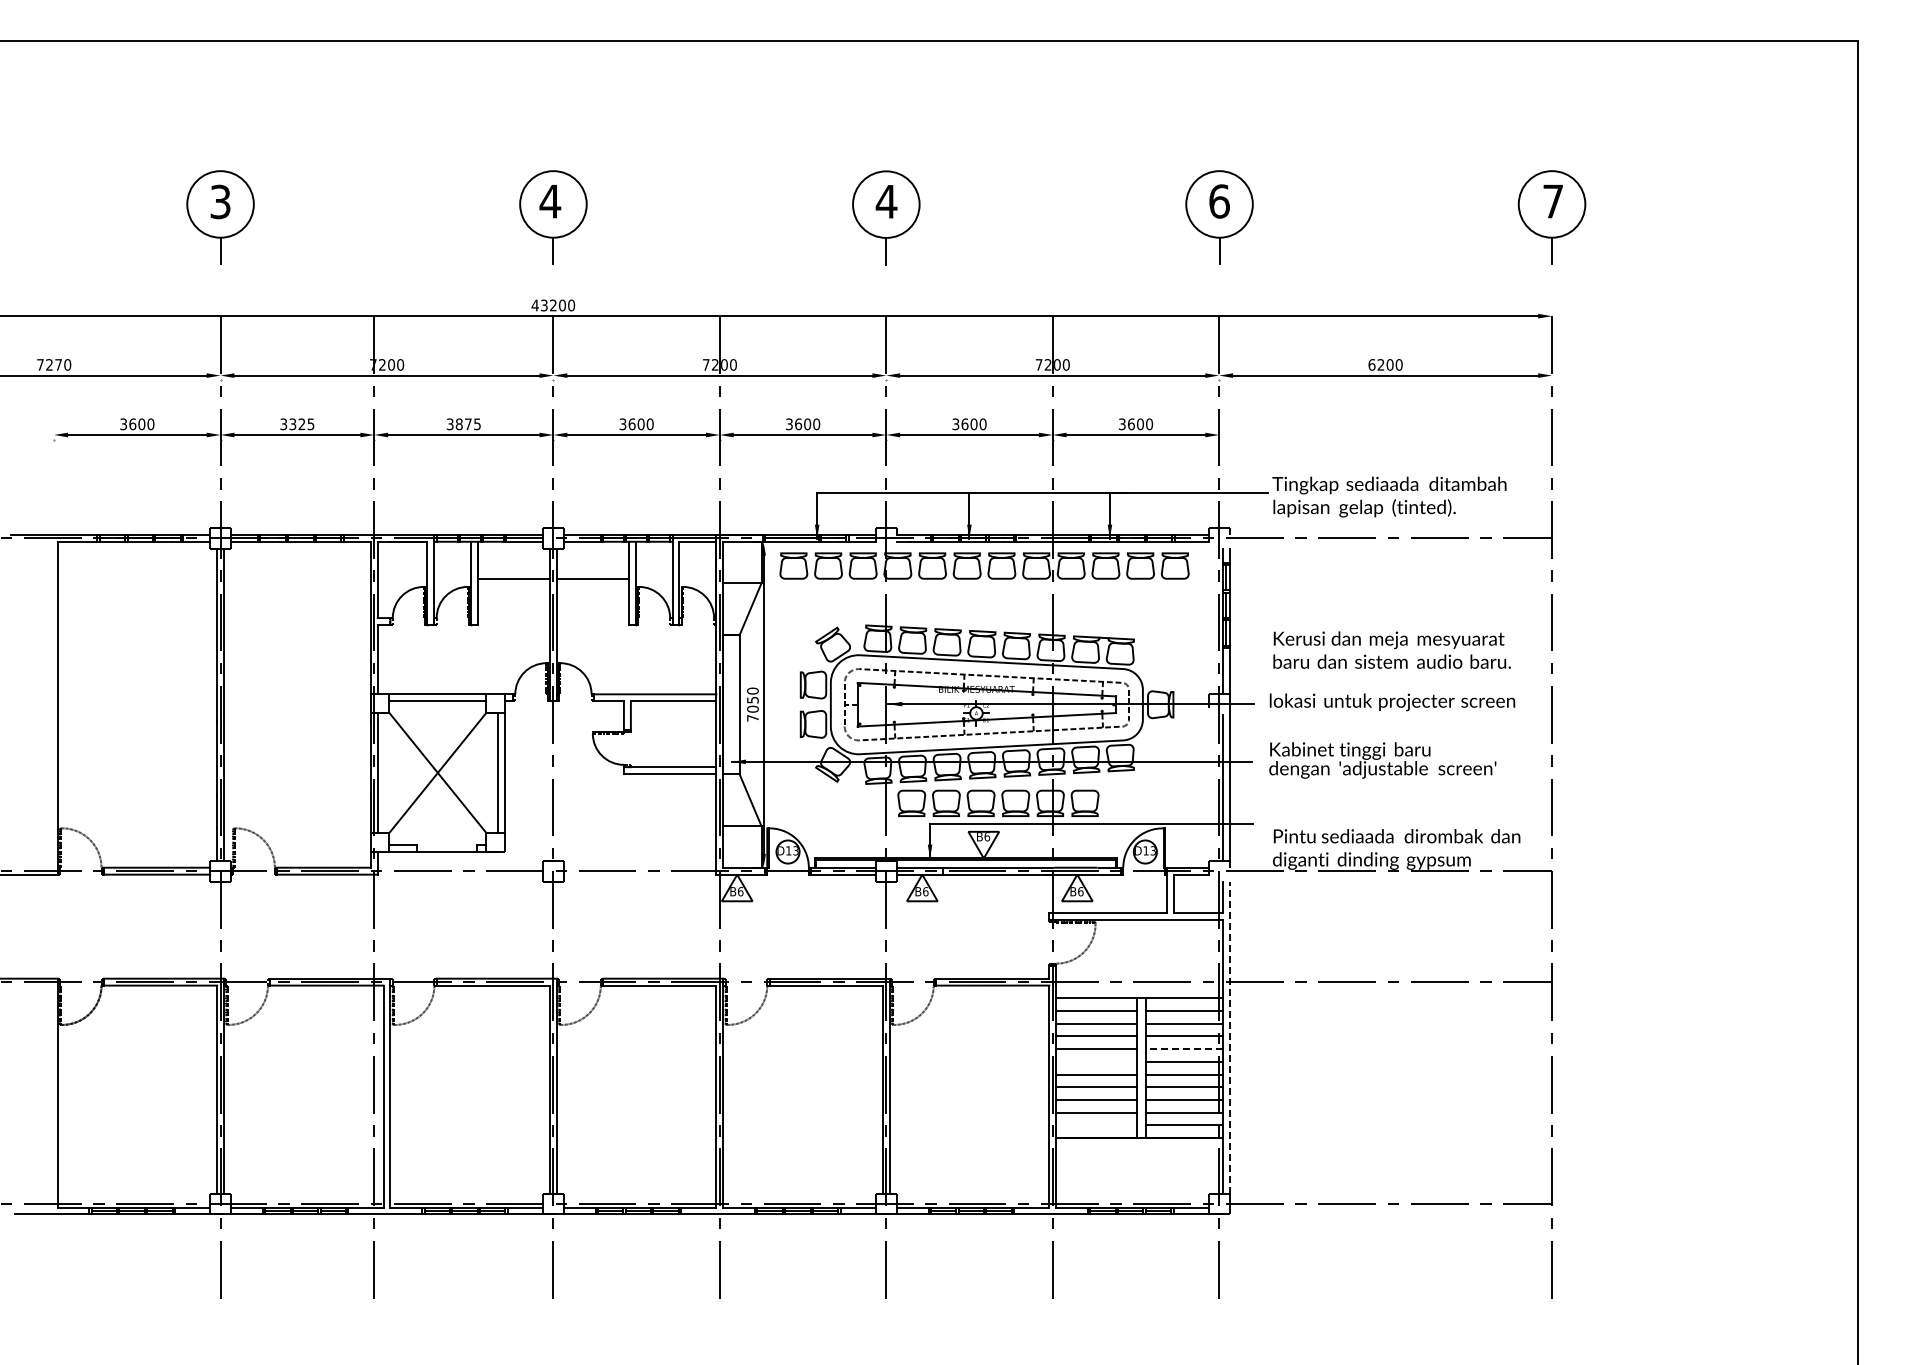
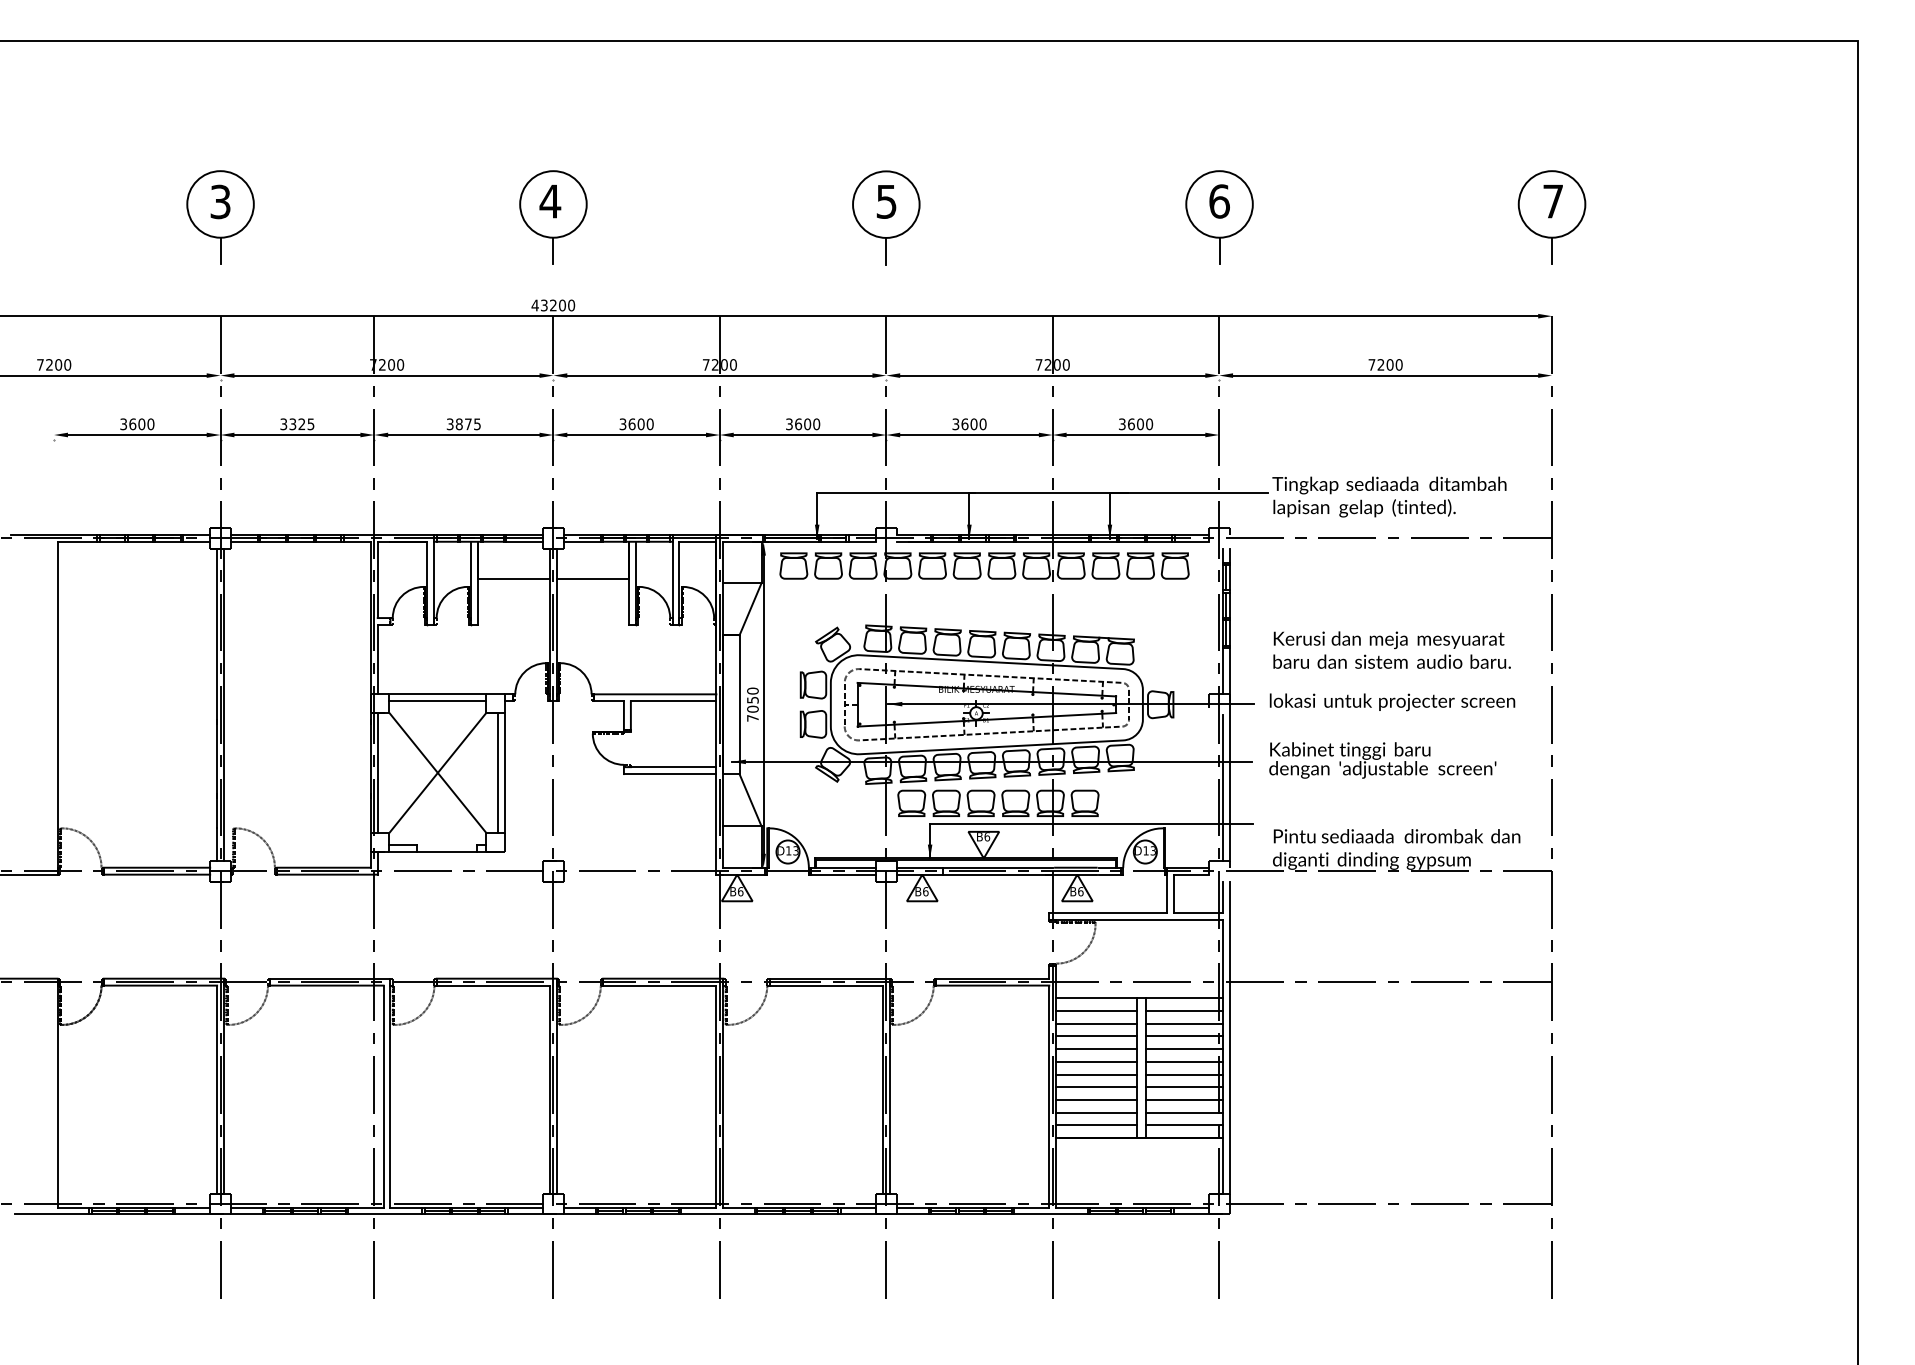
text: 4 -> 5 (886, 201)
text: 7270 -> 7200 (58, 364)
text: 6200 -> 7200 (1371, 364)
line: dashed -> solid (1229, 1037)
line: dashed -> solid (1183, 1049)
line: none -> present (1096, 1061)
line: none -> present (1096, 1125)
